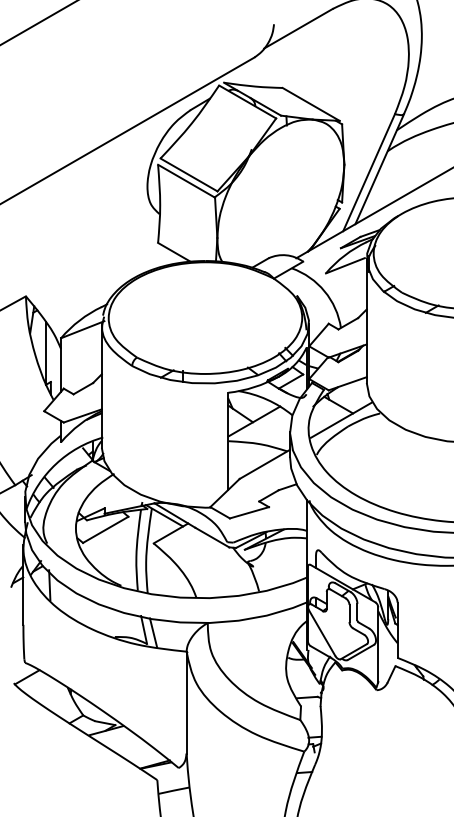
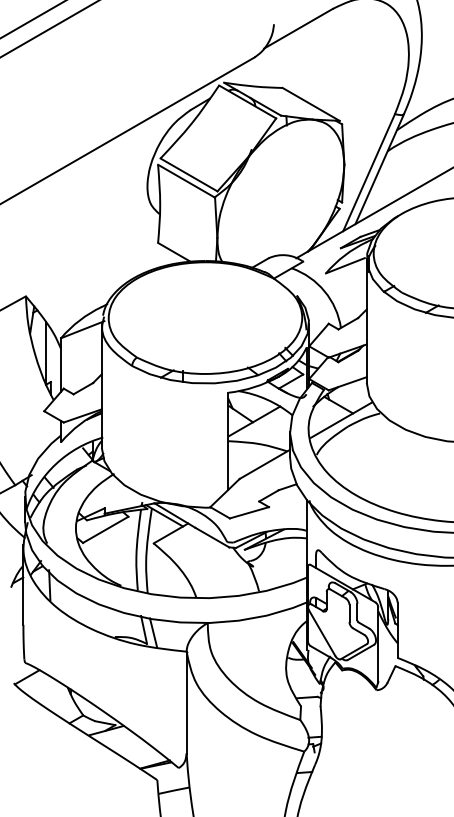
line position: (38, 23) -> (32, 19) (32, 19)
line: none -> present (49, 29)
